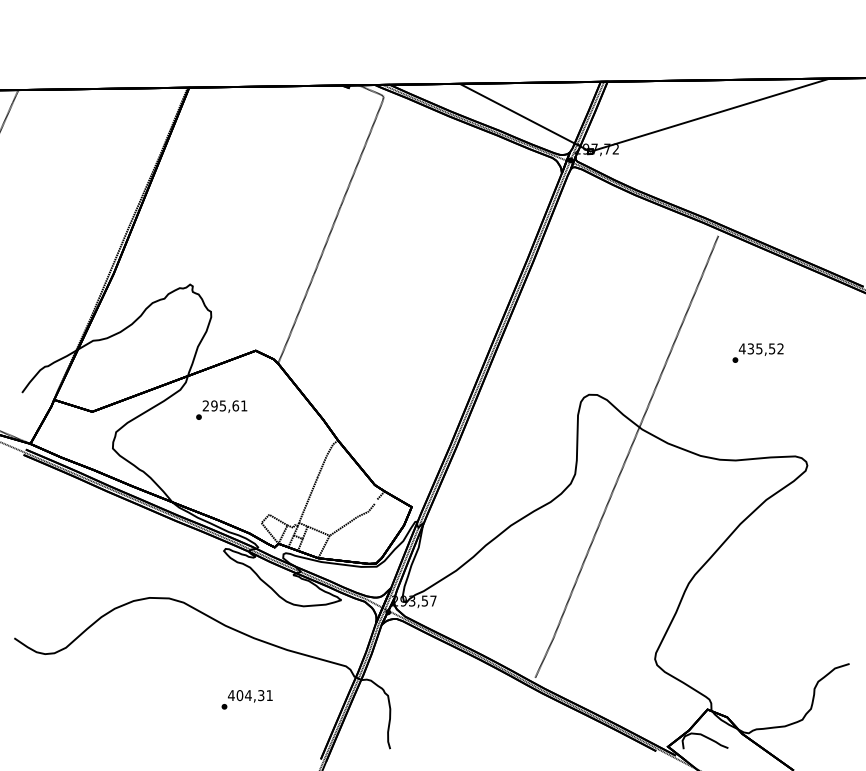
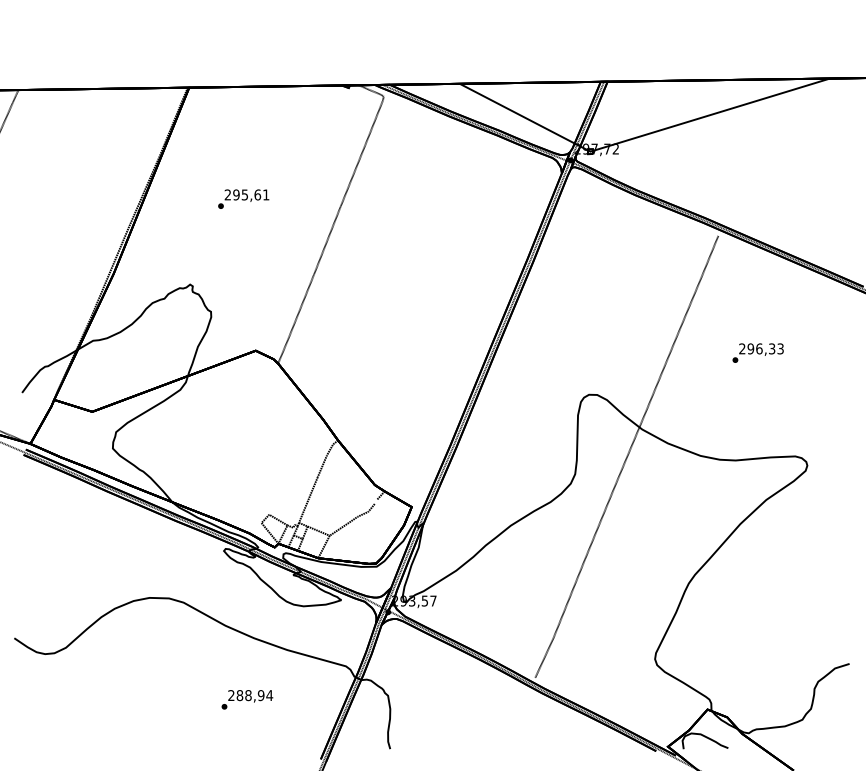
text: 435,52 -> 296,33 (760, 348)
text position: (221, 409) -> (243, 198) (243, 198)
text: 404,31 -> 288,94 (250, 695)
